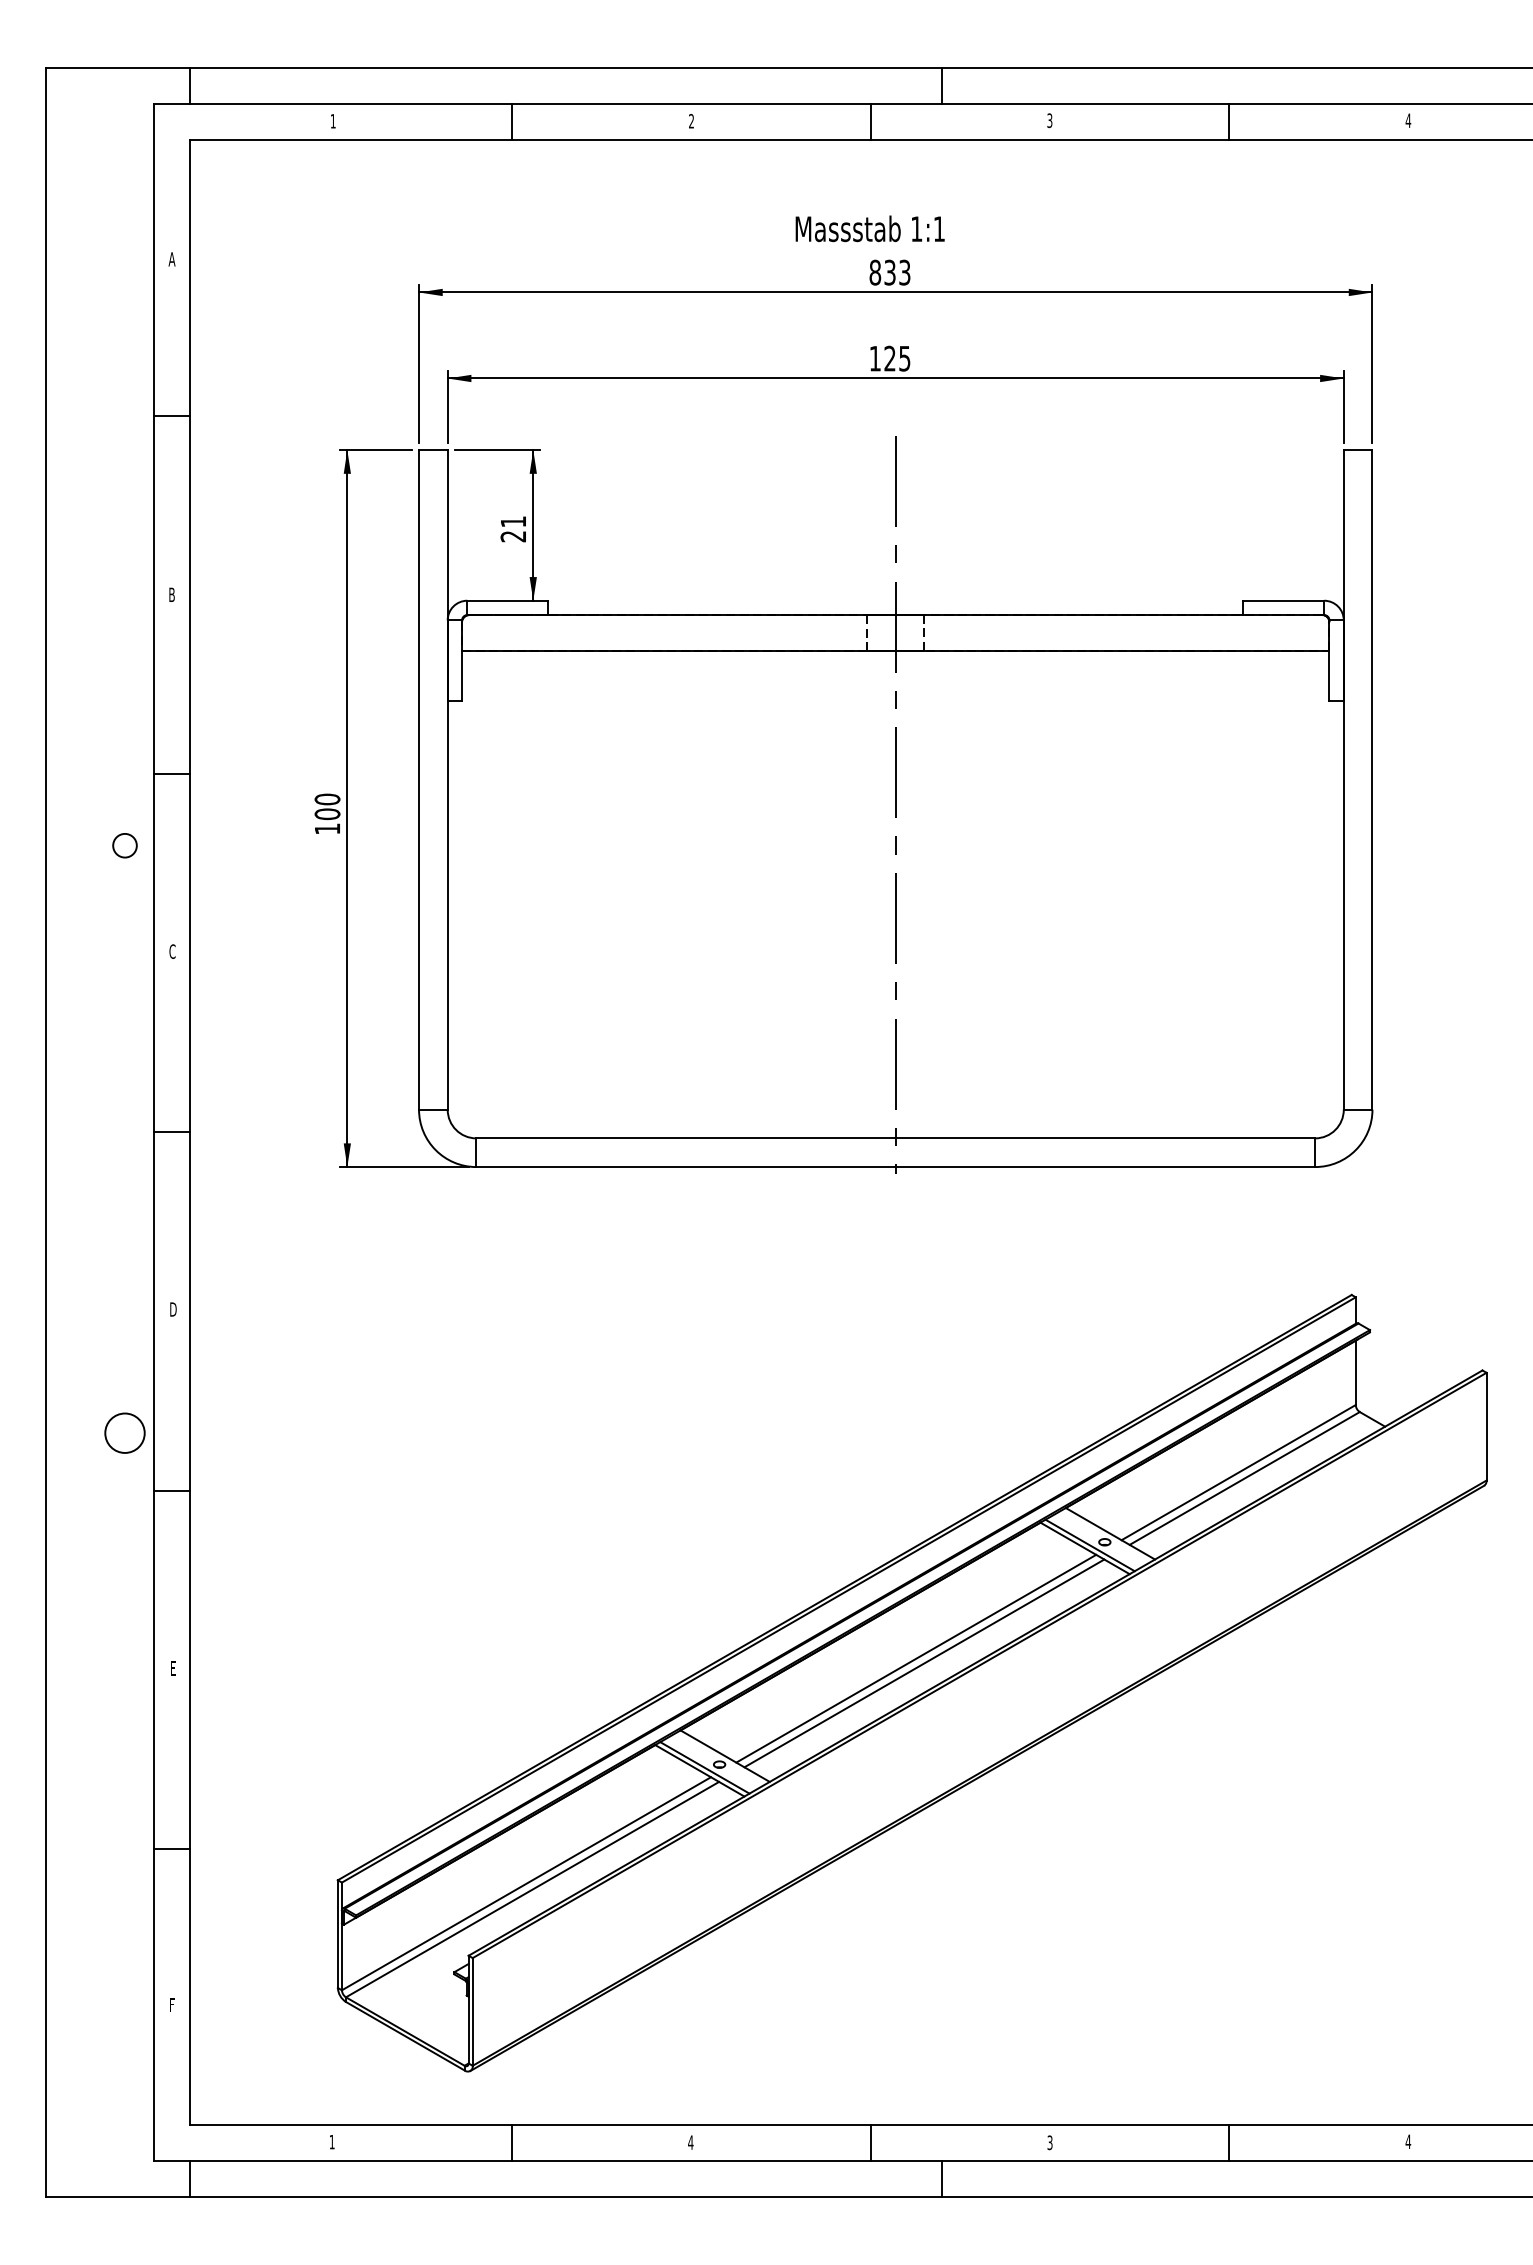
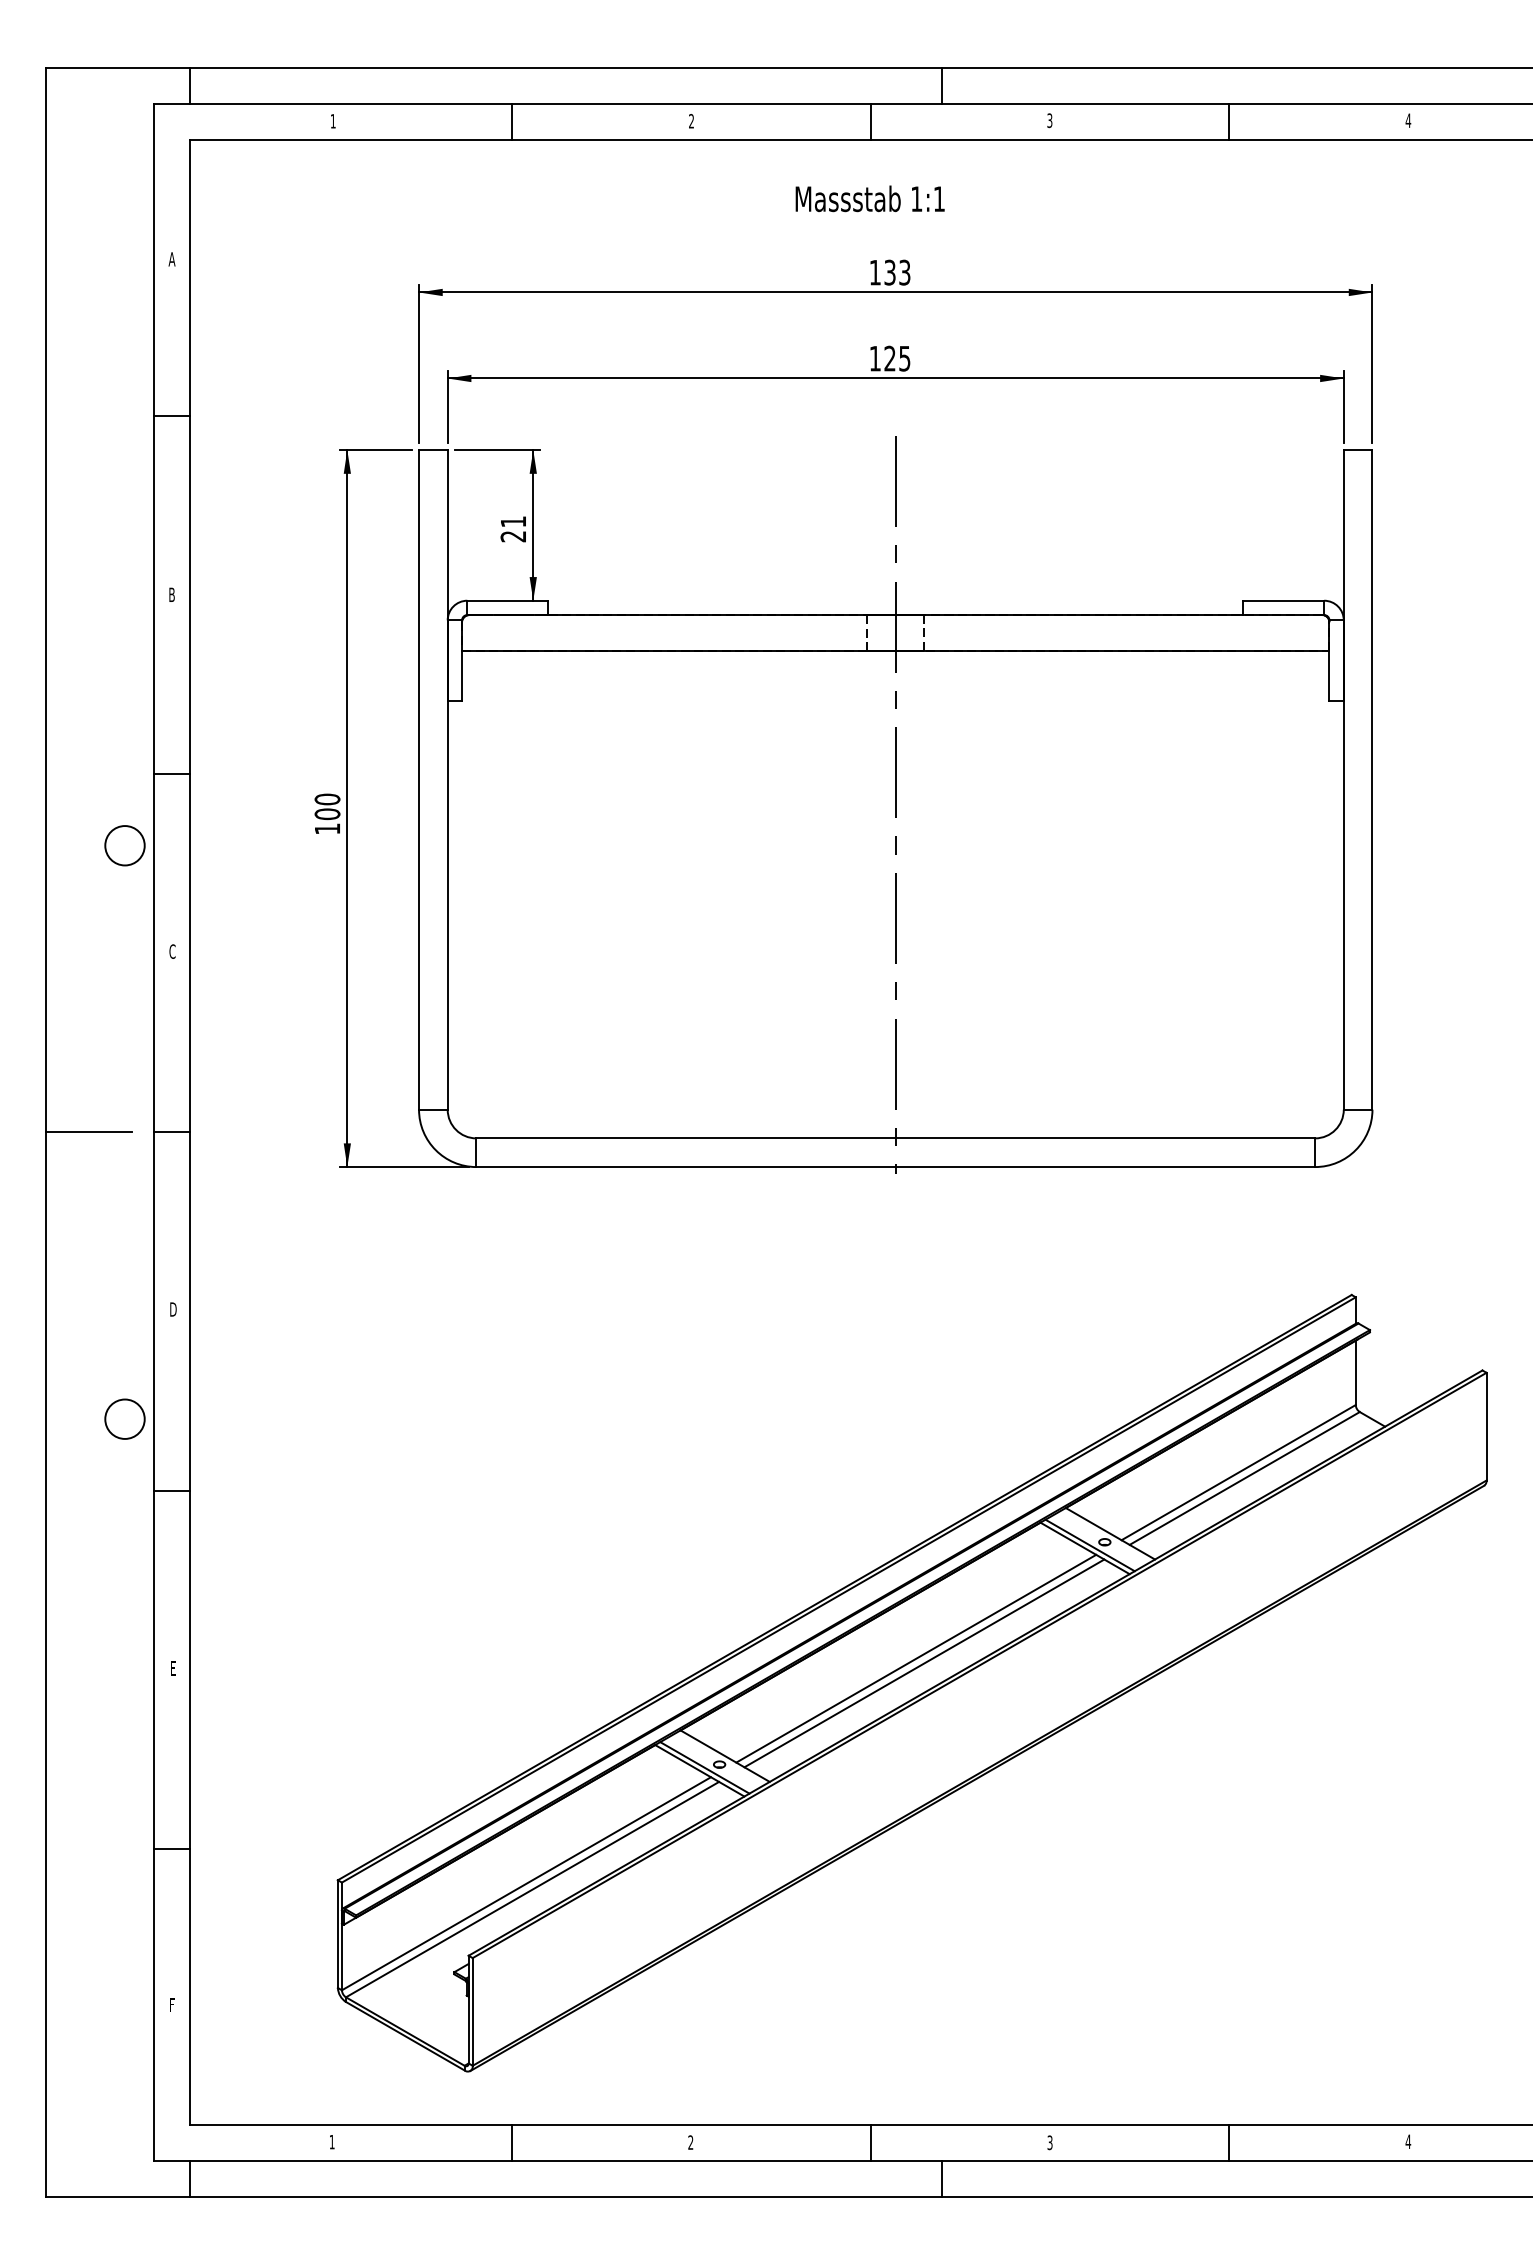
text position: (869, 228) -> (869, 198) (869, 198)
text: 833 -> 133 (875, 272)
circle diameter: 24 px -> 39 px (124, 845)
line: none -> present (89, 1132)
circle position: (124, 1432) -> (124, 1418) (124, 1418)
text: 4 -> 2 (690, 2142)
